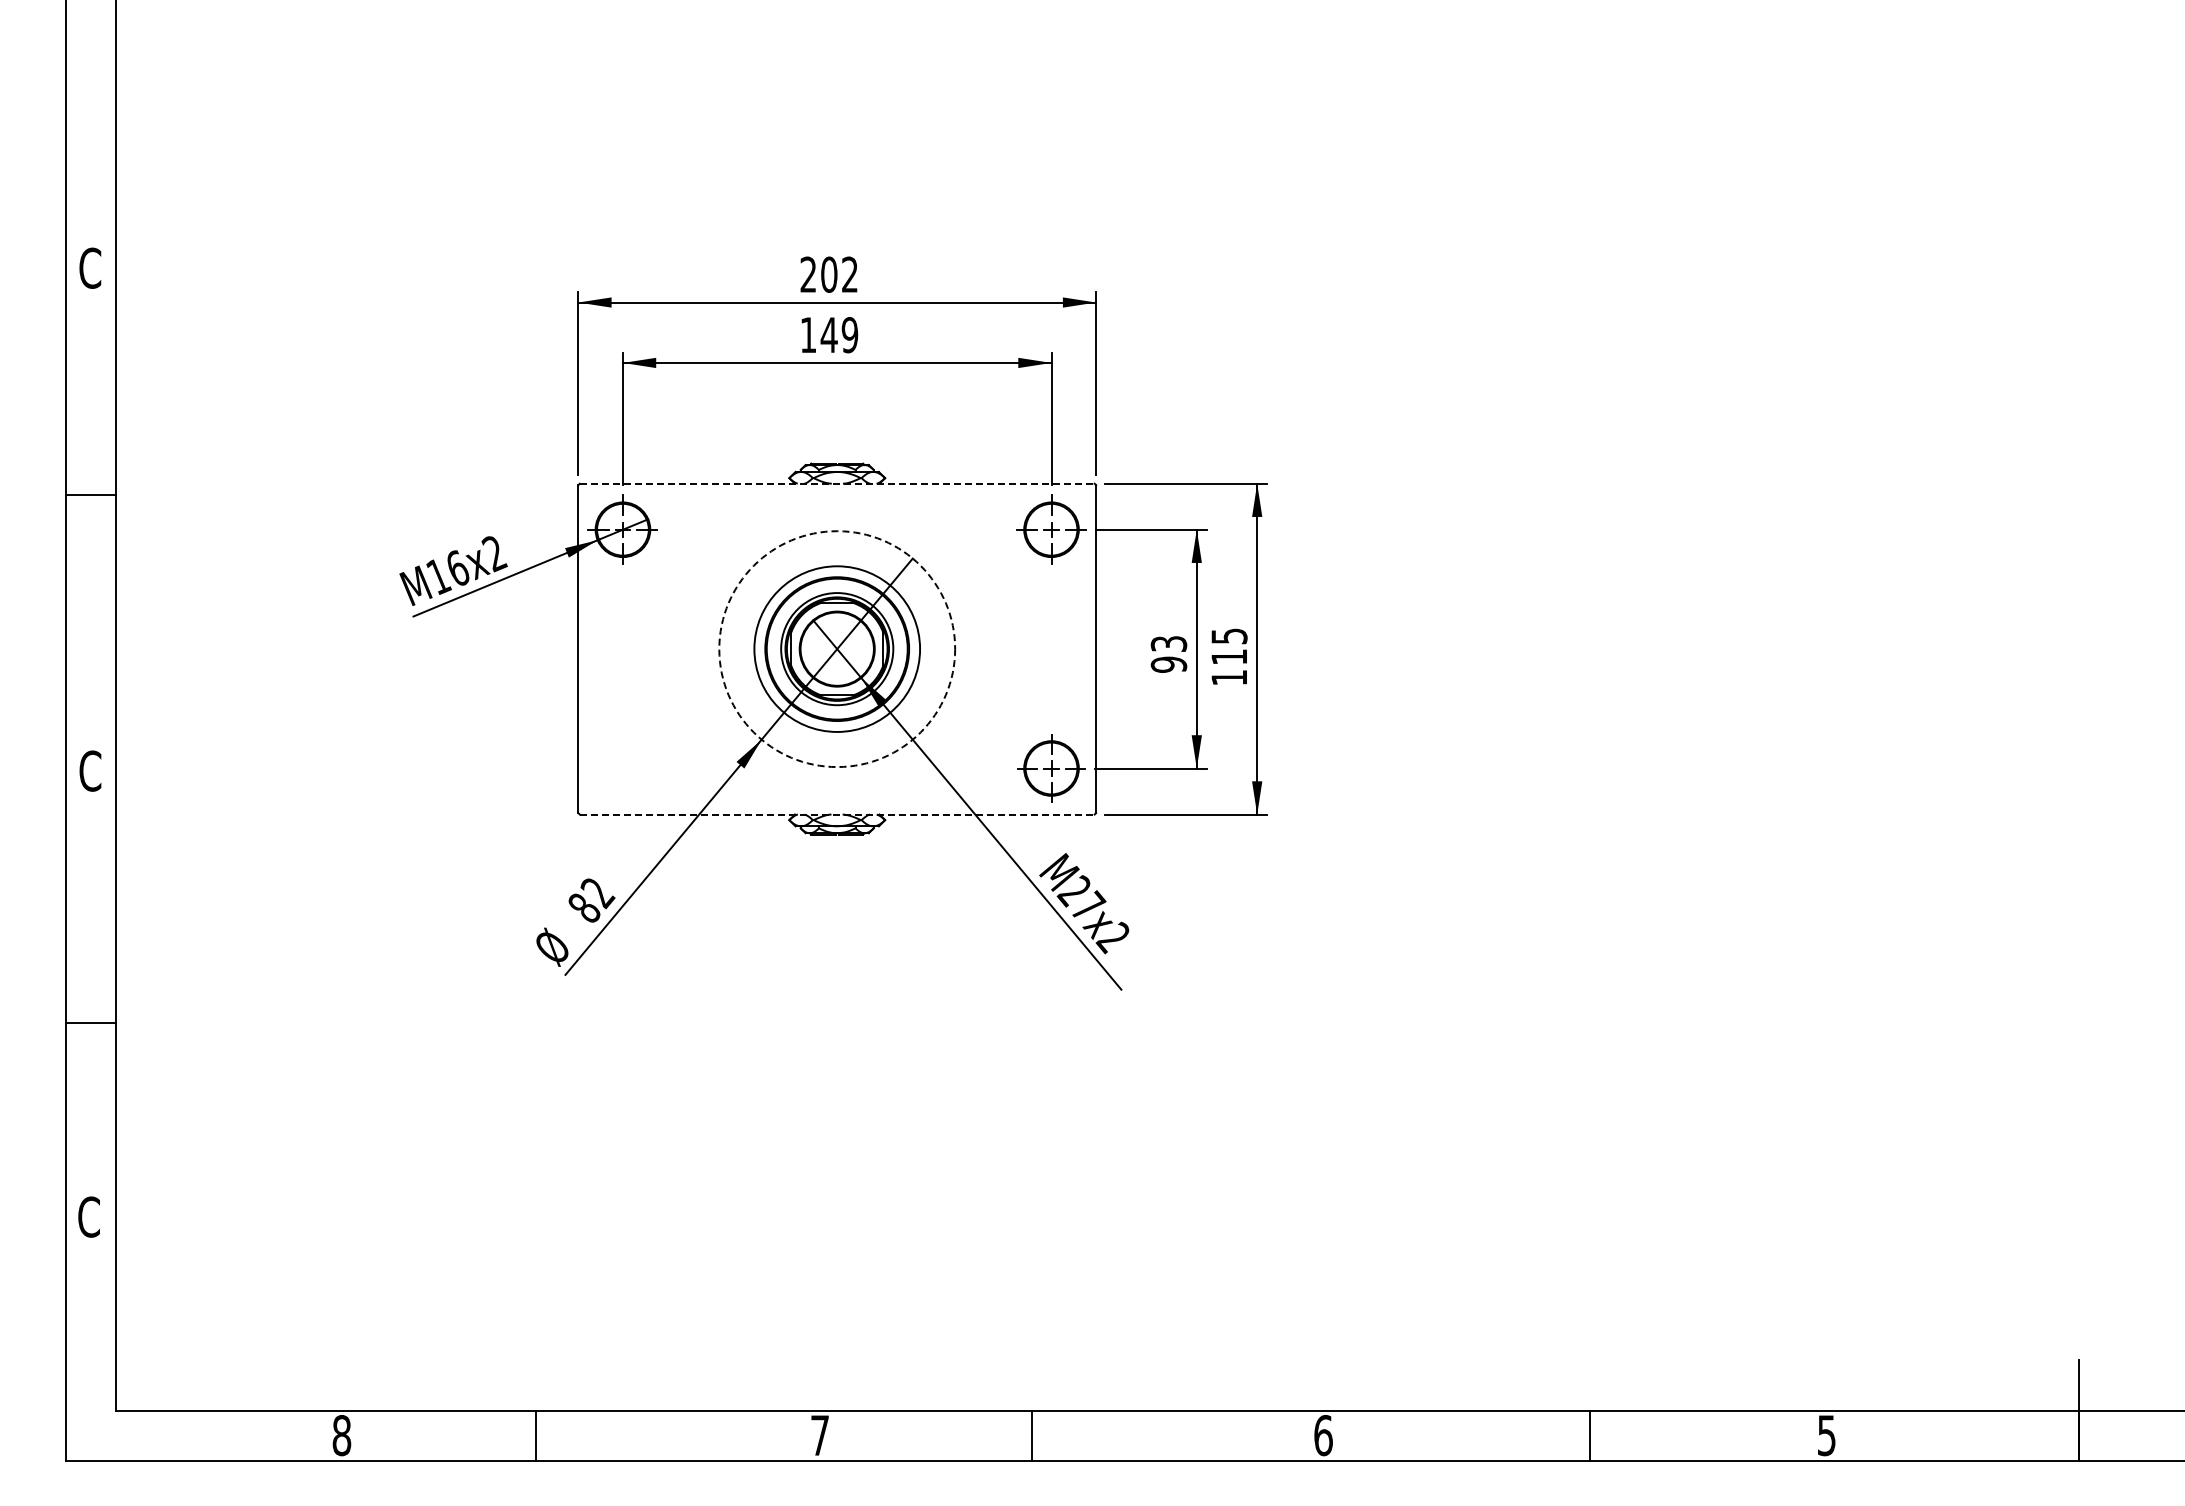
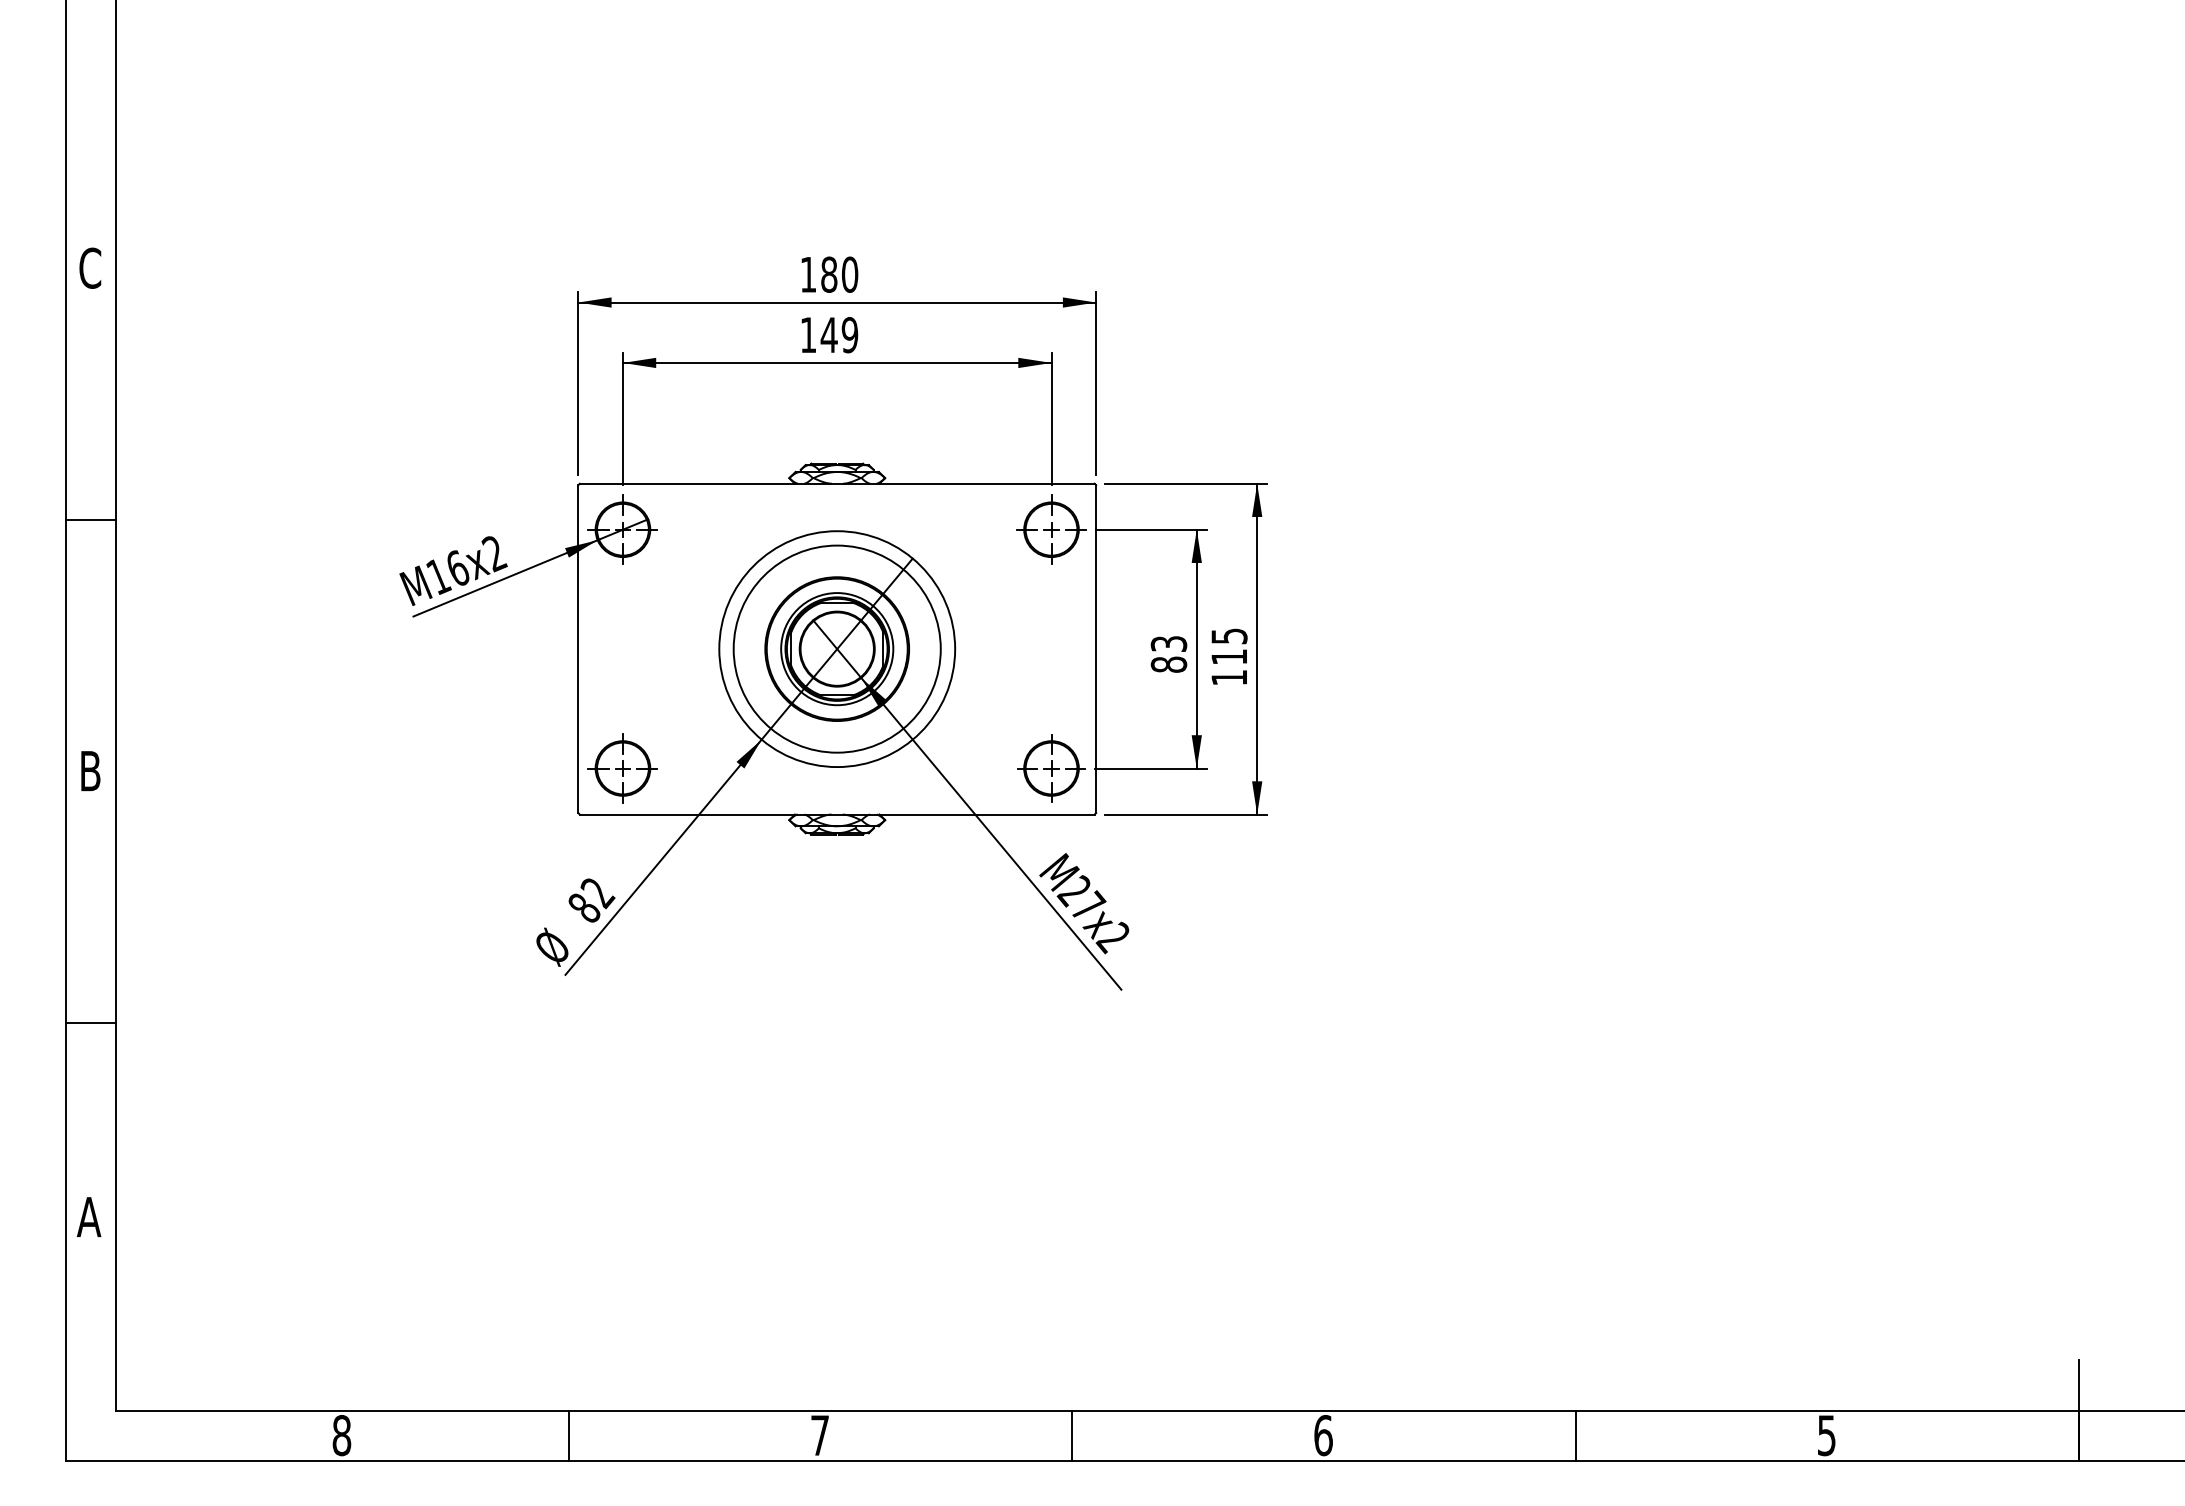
text: 202 -> 180 (829, 274)
line: dashed -> solid (837, 483)
line position: (90, 494) -> (90, 519) (90, 519)
circle diameter: 166 px -> 207 px (836, 648)
circle: dashed -> solid (837, 649)
text: 93 -> 83 (1168, 664)
part: none -> present (622, 768)
text: C -> B (90, 770)
line: dashed -> solid (837, 814)
text: C -> A (88, 1216)
line position: (535, 1435) -> (568, 1435) (568, 1435)
line position: (1032, 1435) -> (1072, 1435) (1072, 1435)
line position: (1589, 1435) -> (1575, 1435) (1575, 1435)
